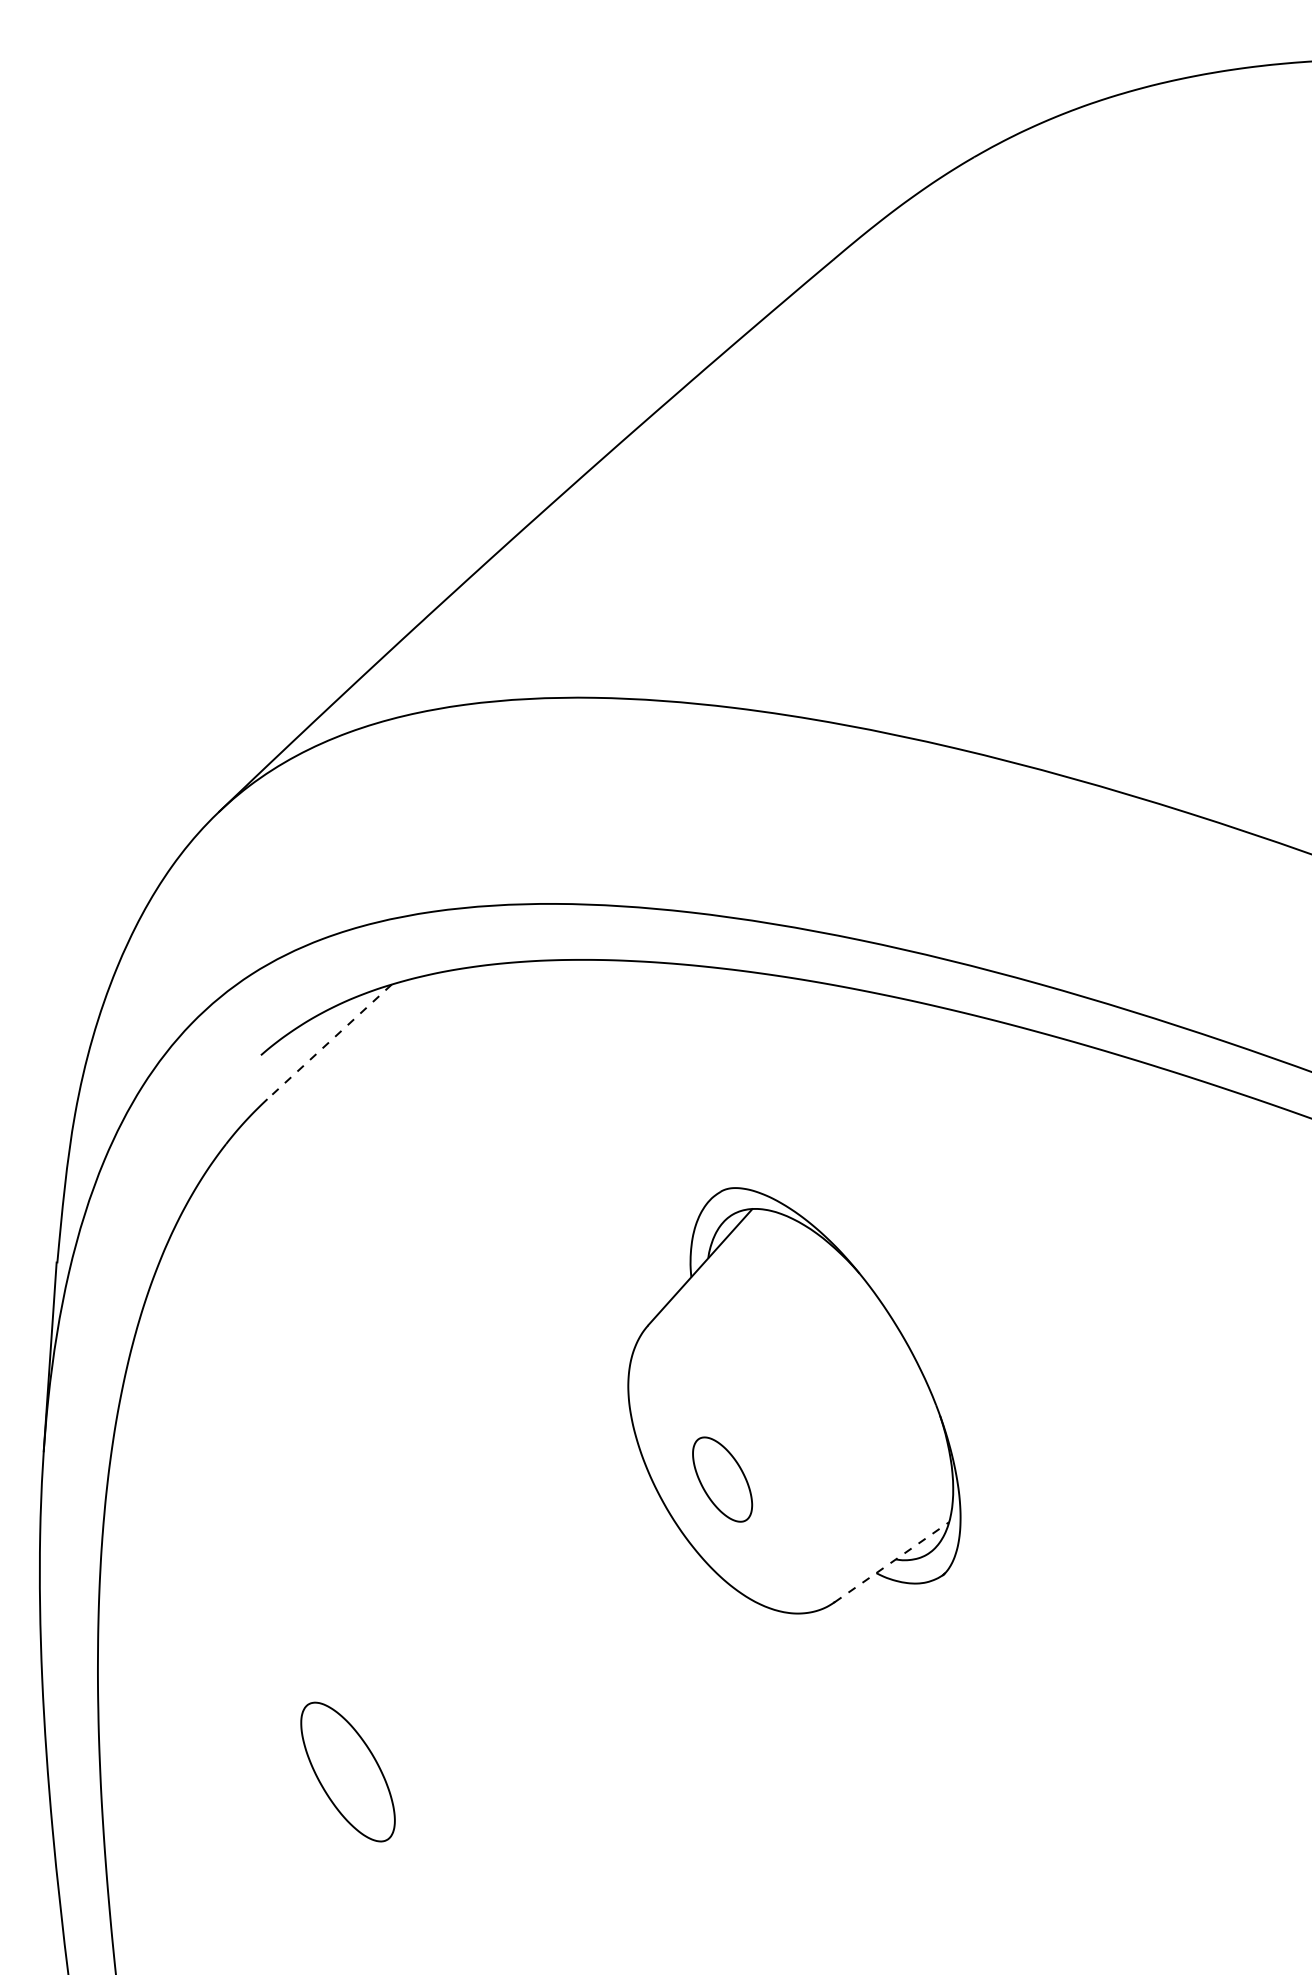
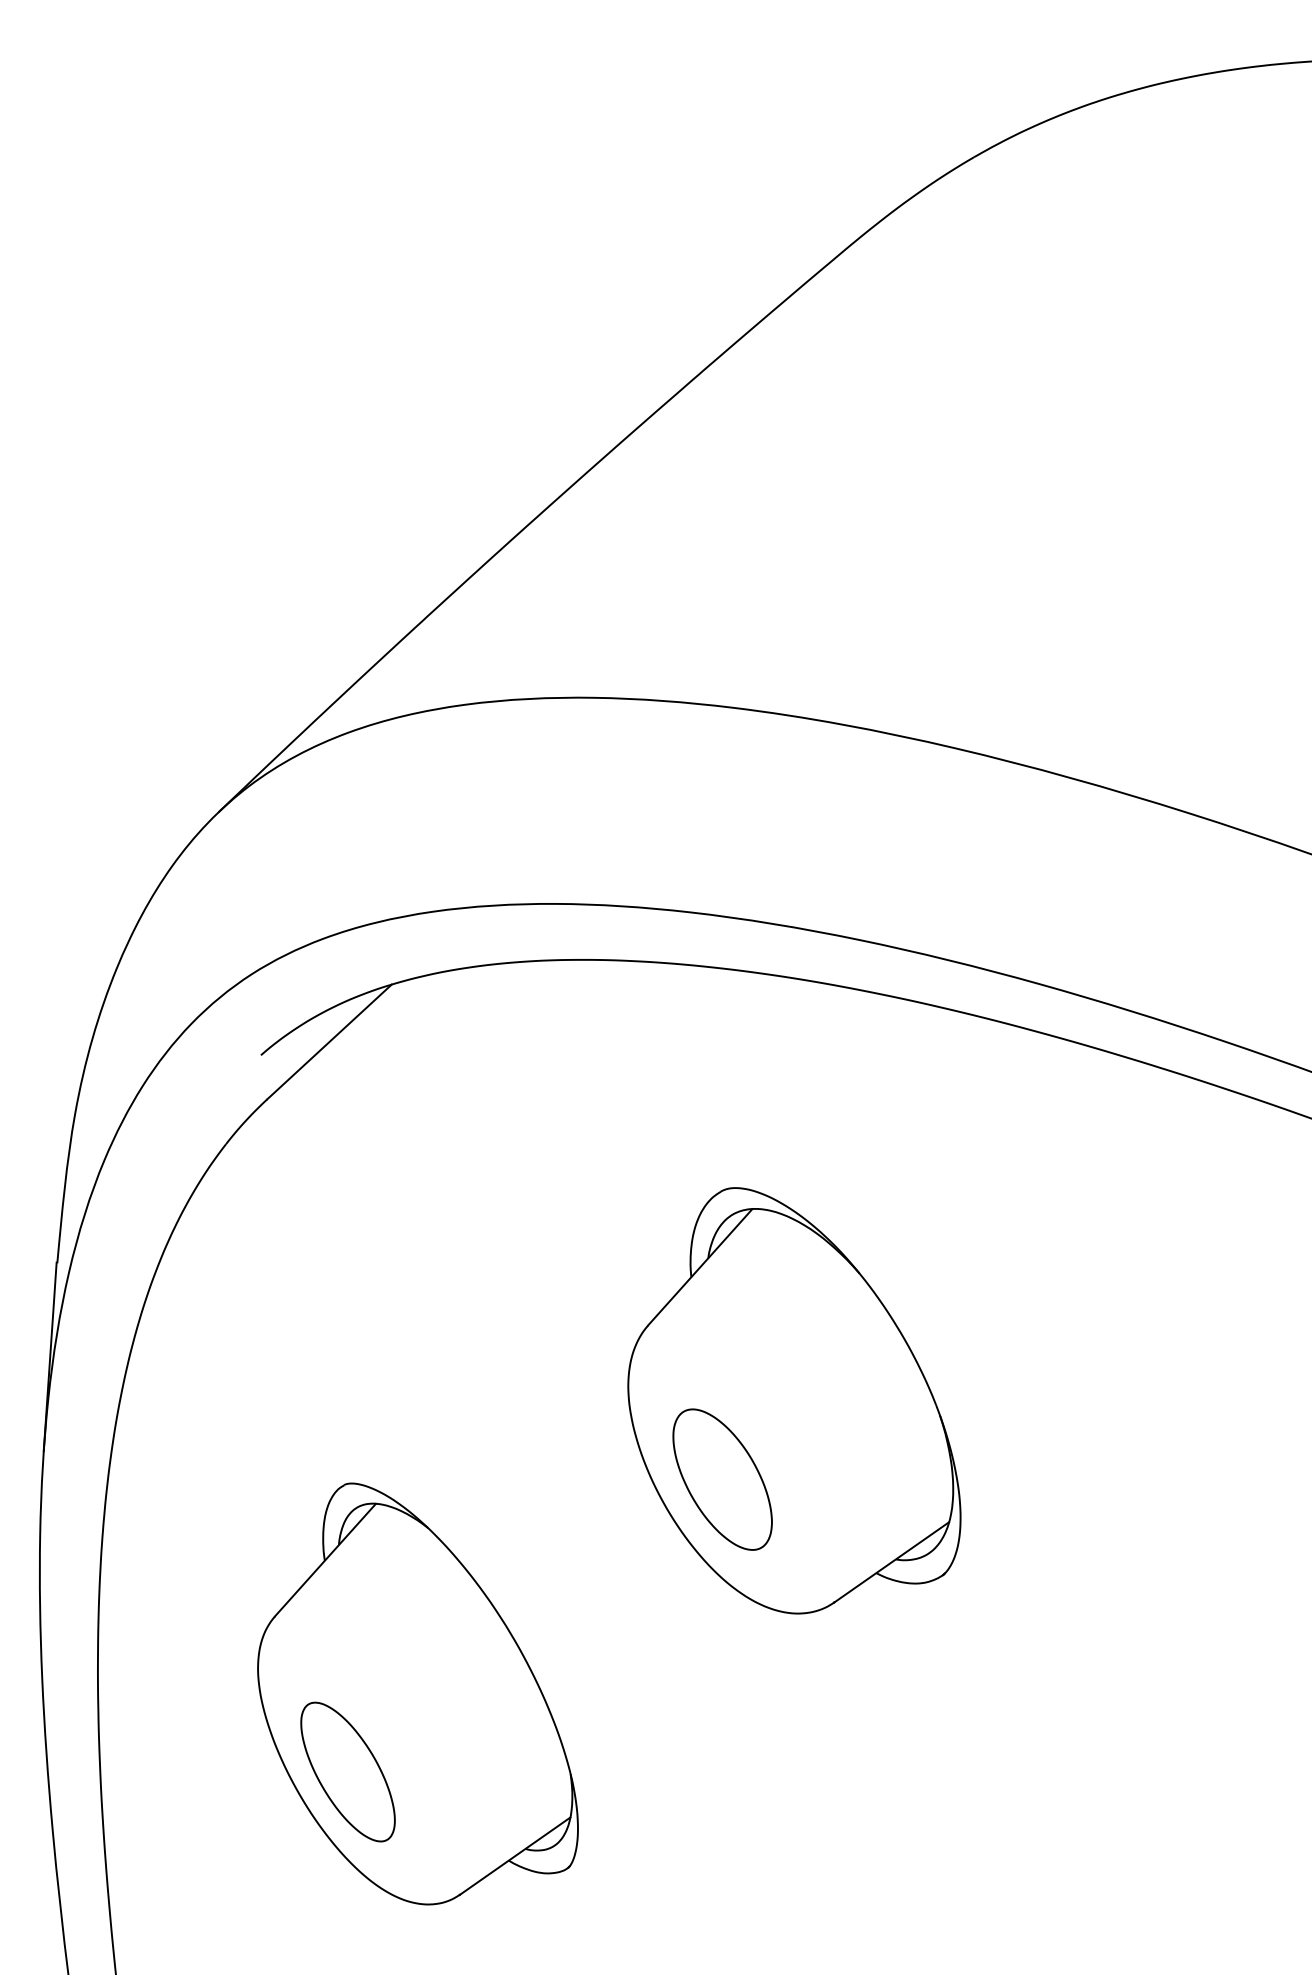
line: dashed -> solid (329, 1041)
part size: 62x87 px -> 101x143 px (722, 1479)
line: dashed -> solid (891, 1562)
part: none -> present (417, 1693)
